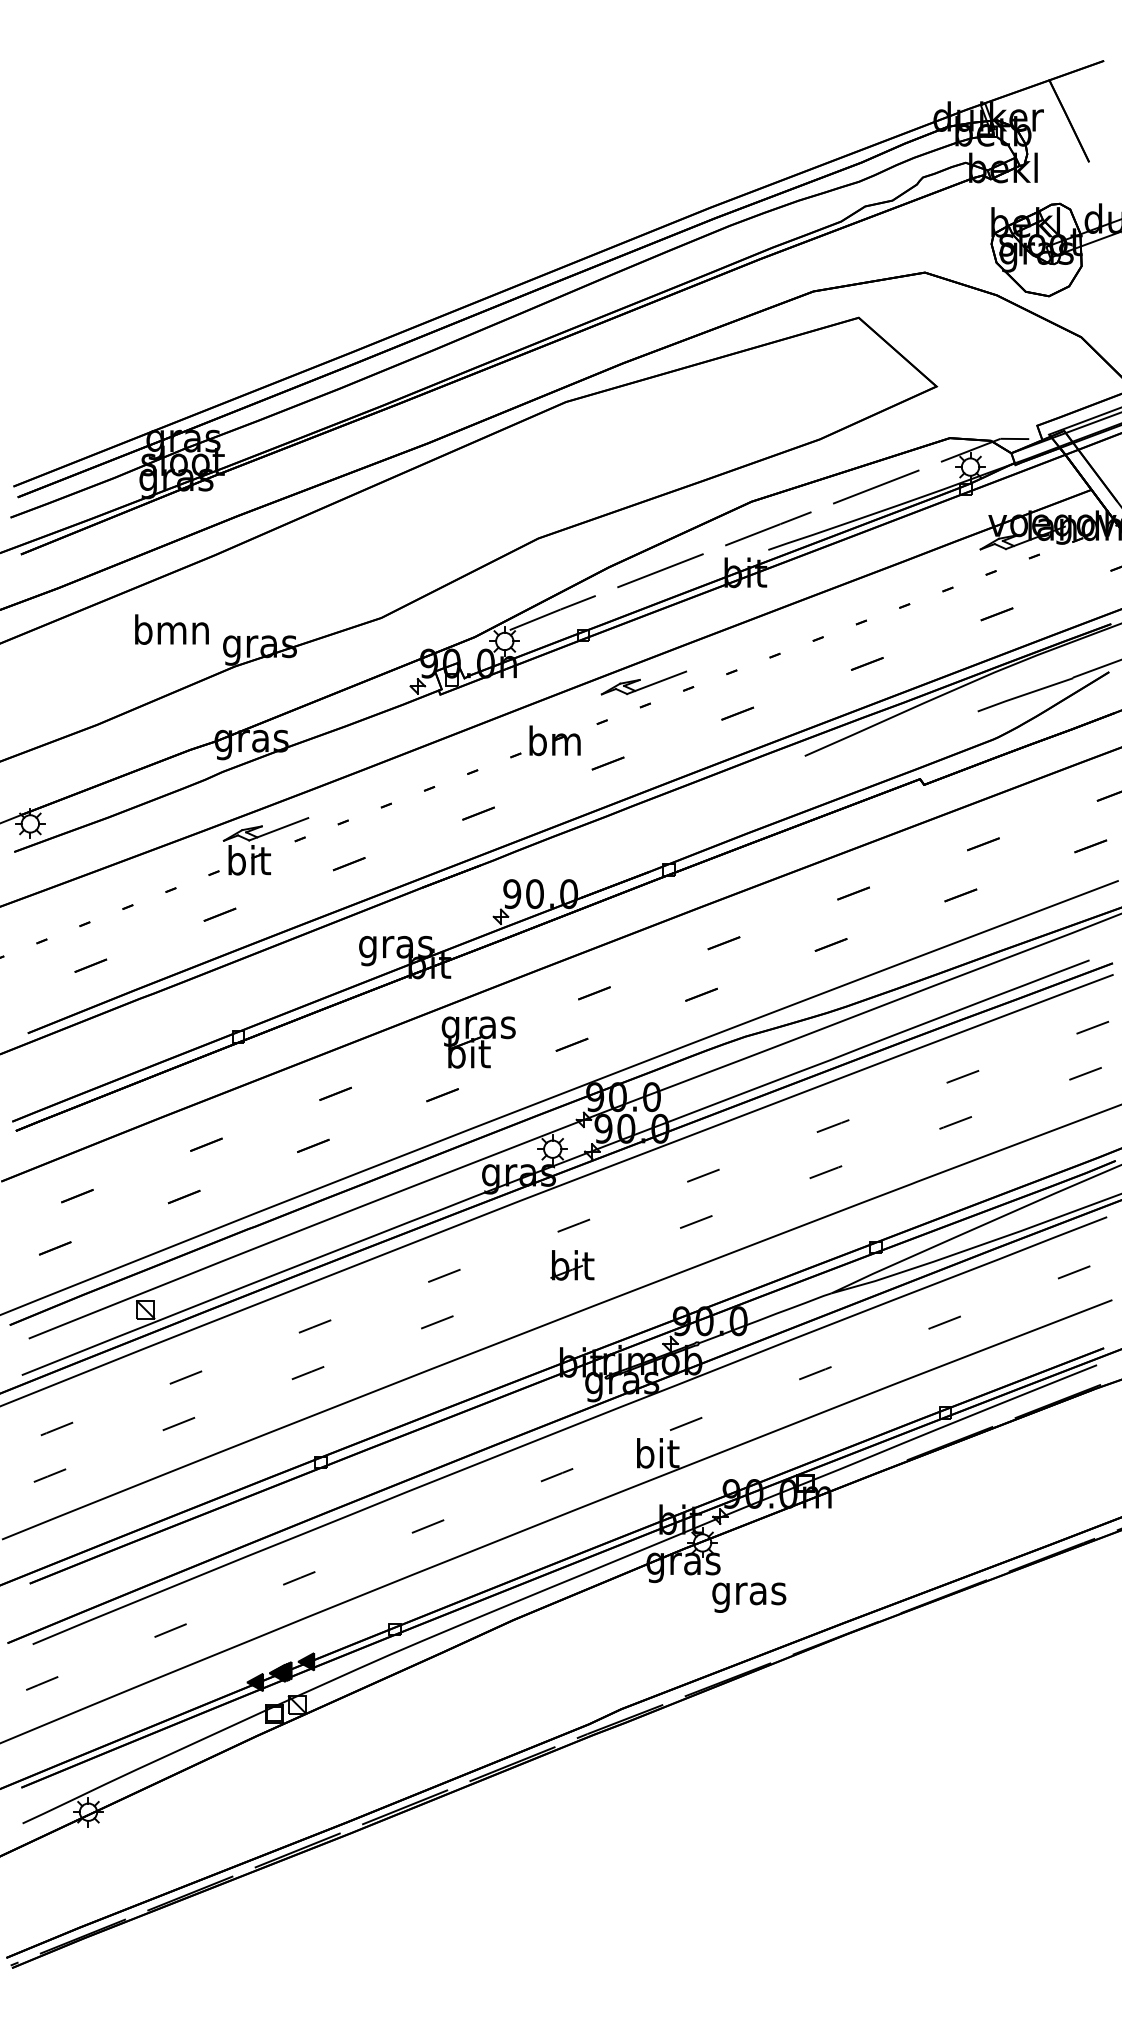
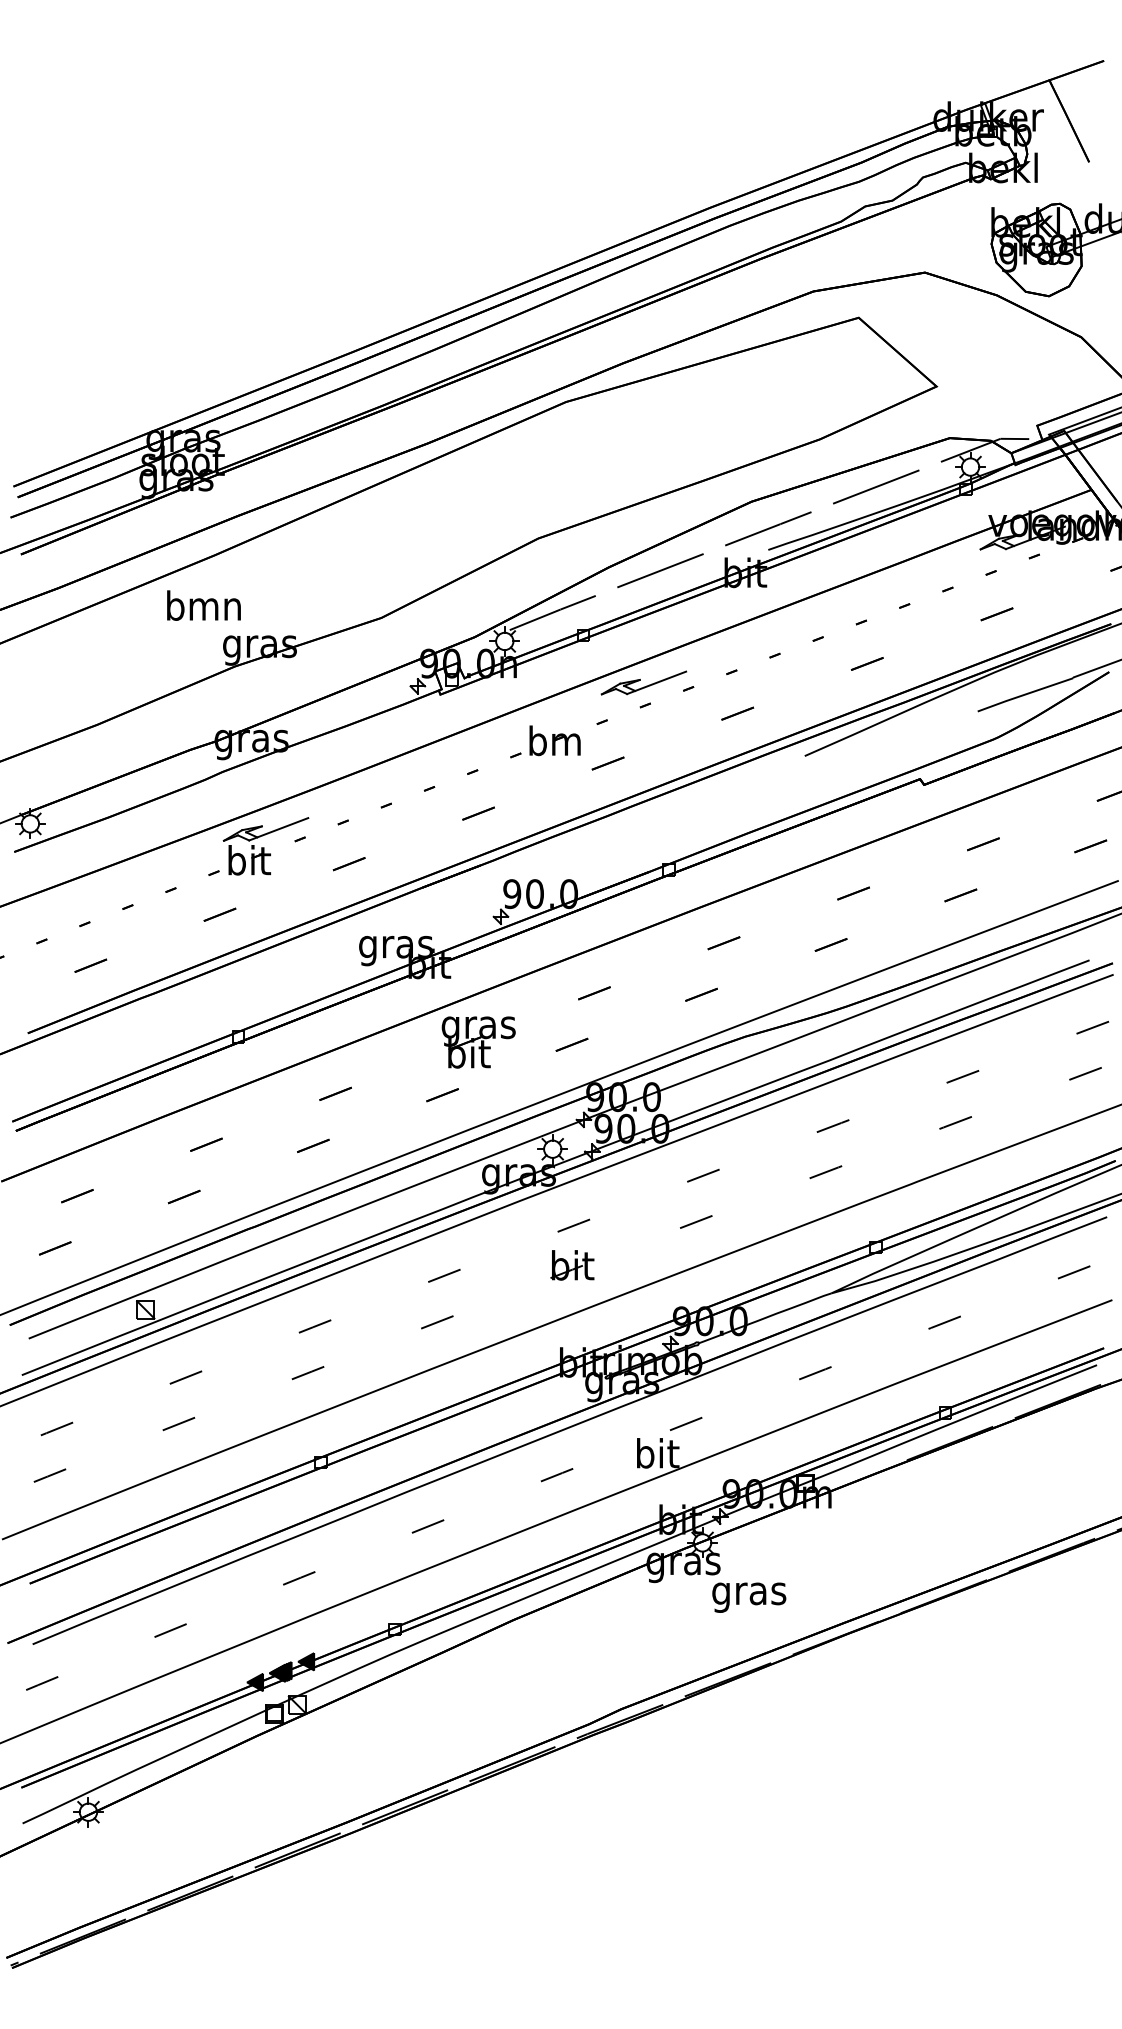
text position: (171, 629) -> (203, 605) (203, 605)
